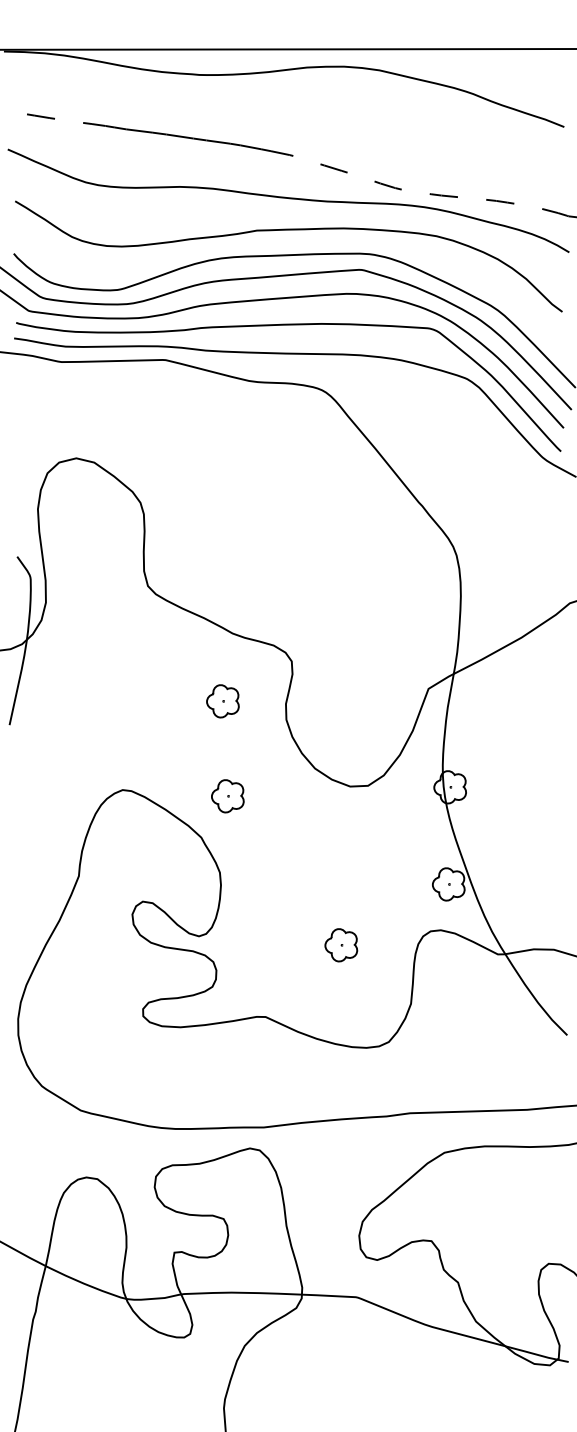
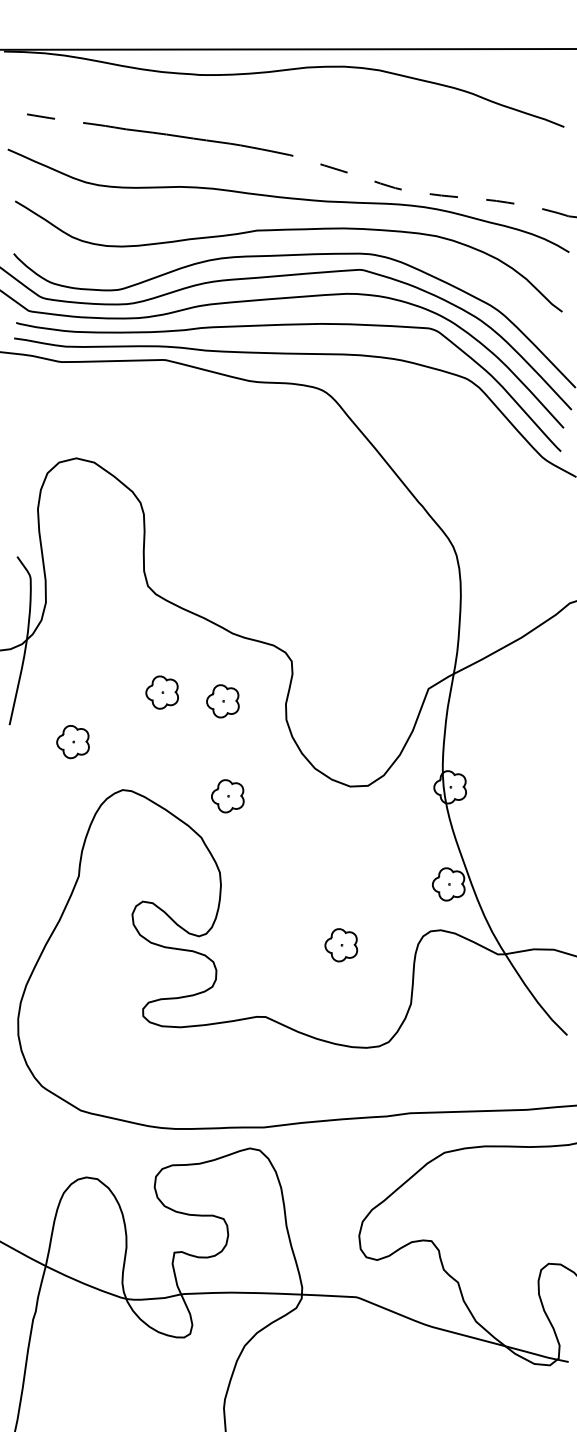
part: none -> present (161, 692)
part: none -> present (72, 742)
